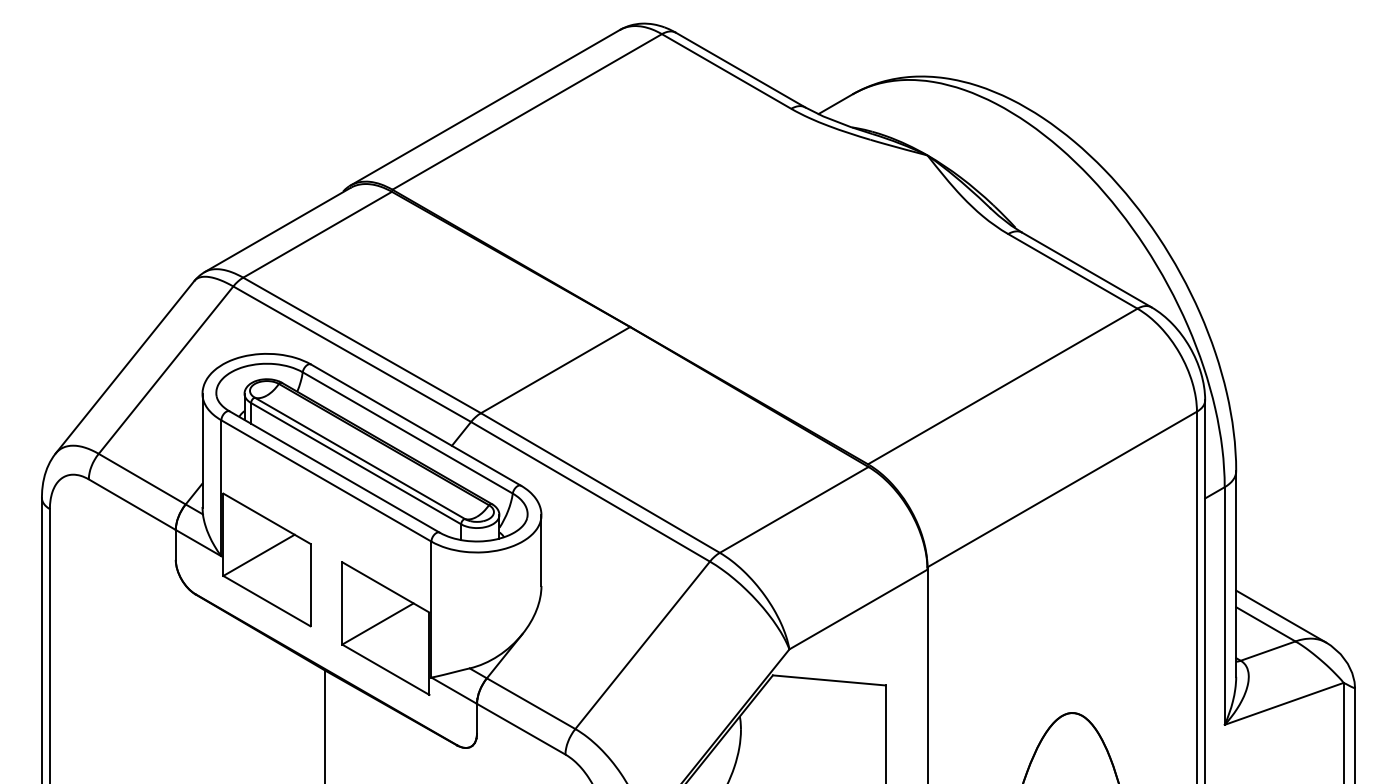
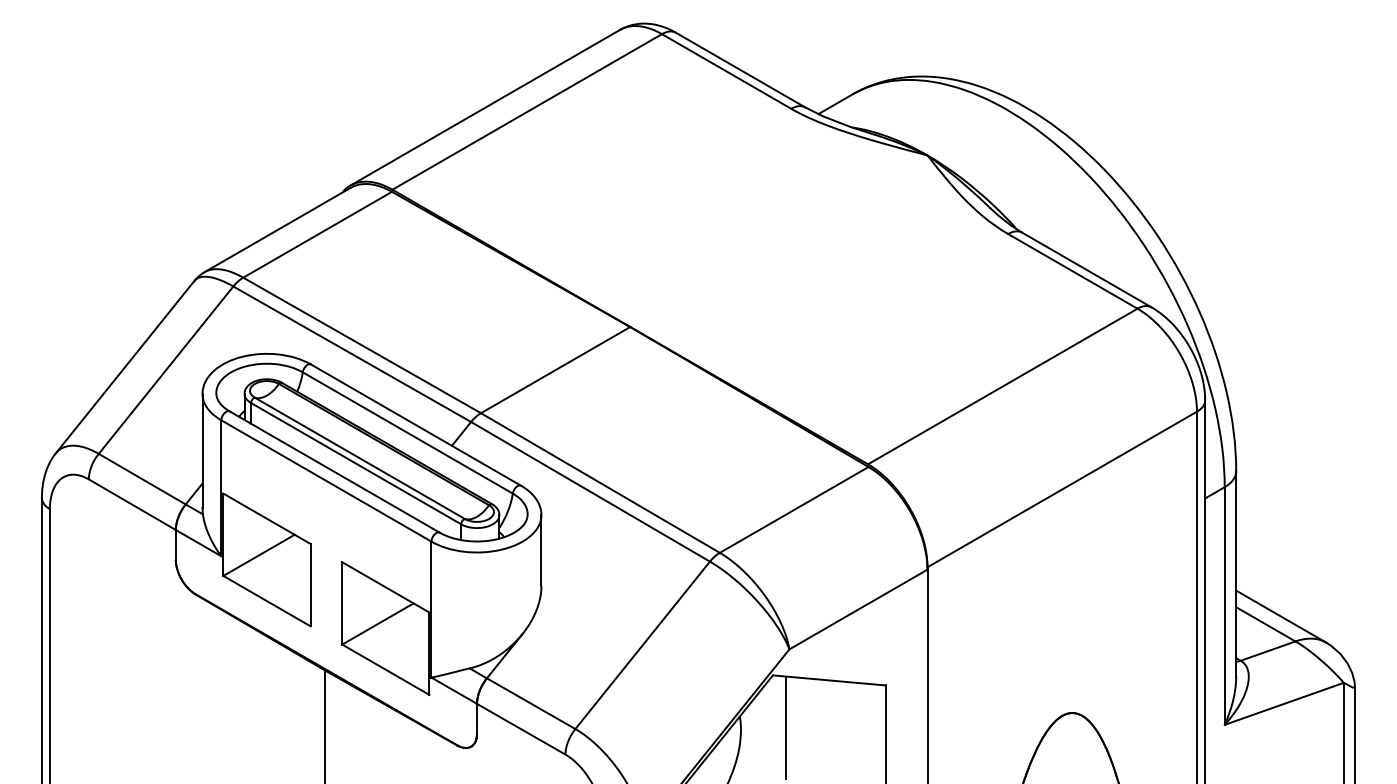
line: none -> present (785, 727)
